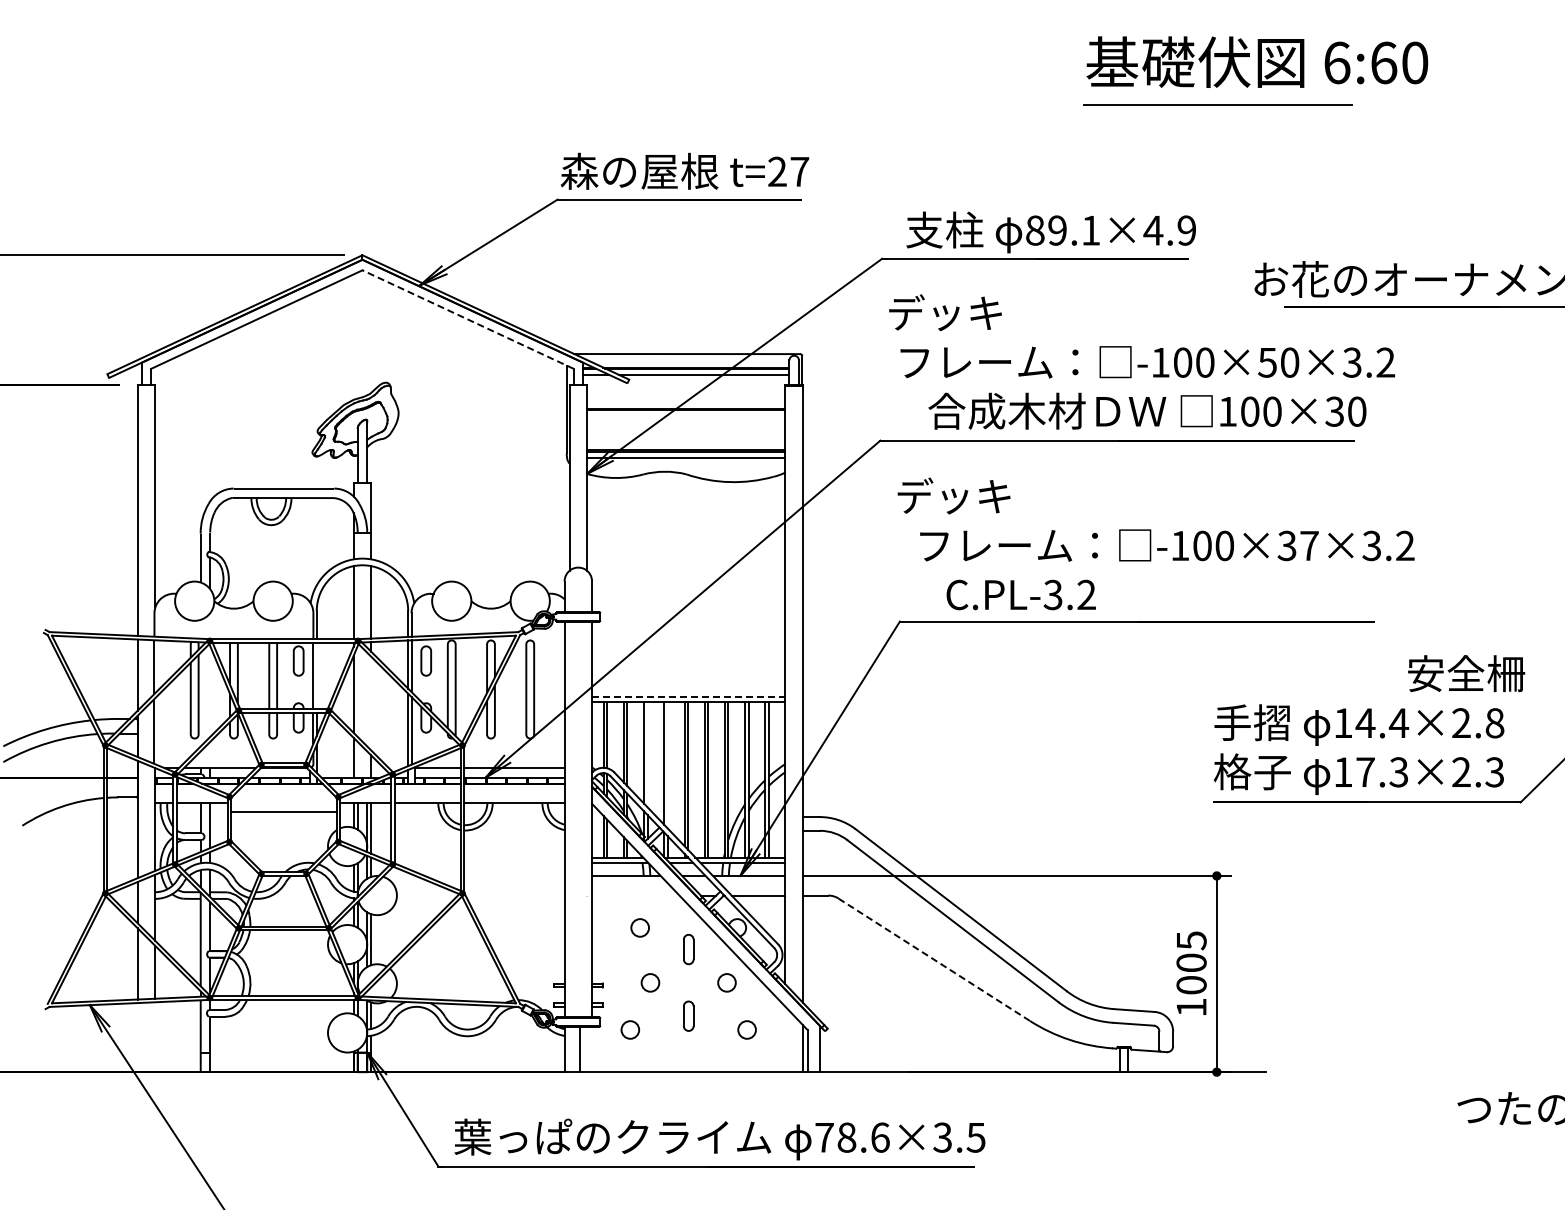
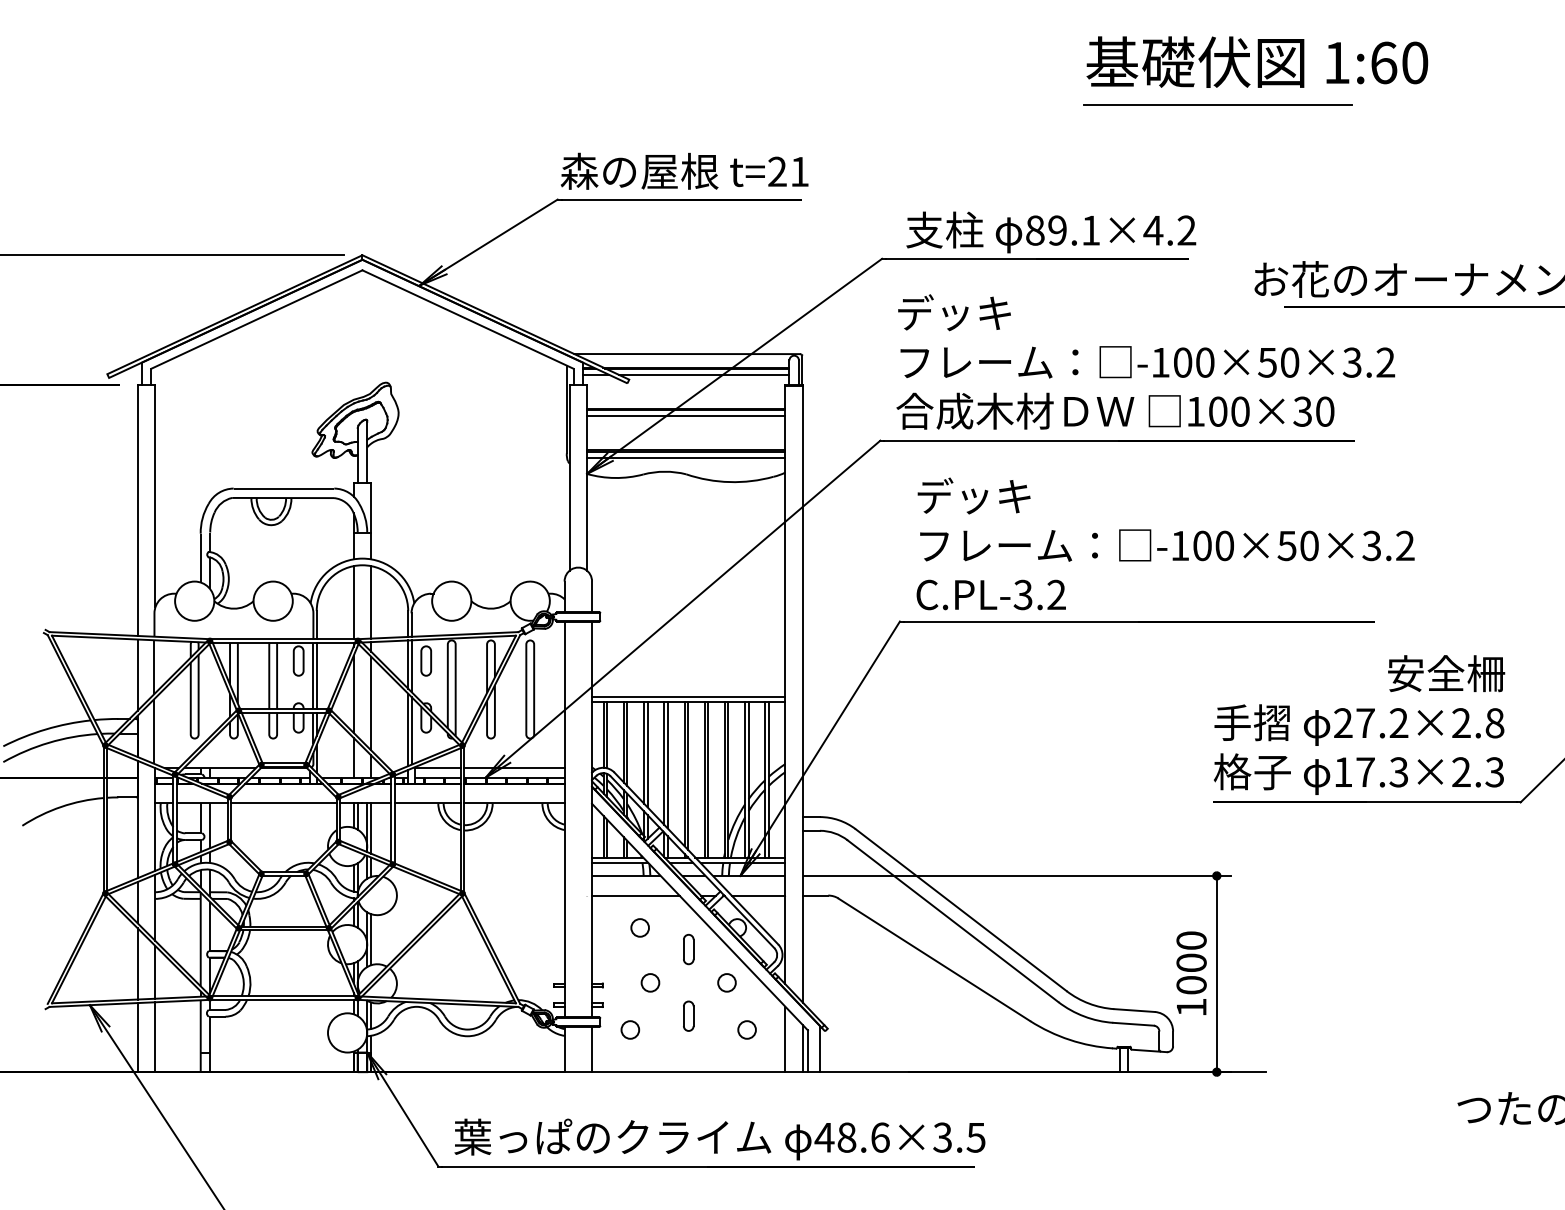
text: 6:60 -> 1:60 (1337, 62)
text: t=27 -> t=21 (799, 171)
text: 89.1×4.9 -> 89.1×4.2 (1186, 230)
text position: (945, 312) -> (954, 312) (954, 312)
line: dashed -> solid (467, 319)
text position: (1147, 410) -> (1115, 410) (1115, 410)
line: none -> present (686, 416)
text position: (953, 495) -> (973, 495) (973, 495)
text: -100×37×3.2 -> -100×50×3.2 (1297, 545)
text position: (1020, 594) -> (990, 594) (990, 594)
text position: (1466, 673) -> (1446, 673) (1446, 673)
line: none -> present (316, 675)
line: dashed -> solid (688, 696)
line: none -> present (371, 703)
text: 14.4×2.8 -> 27.2×2.8 (1371, 722)
line: none -> present (647, 754)
line: none -> present (667, 764)
line position: (283, 812) -> (283, 803) (283, 803)
line: none -> present (636, 896)
text: 1005 -> 1000 (1191, 940)
line: dashed -> solid (934, 959)
line: none -> present (137, 1037)
line: none -> present (155, 1037)
line: none -> present (785, 1039)
line position: (580, 1049) -> (592, 1049) (592, 1049)
text: 78.6×3.5 -> 48.6×3.5 (824, 1137)
